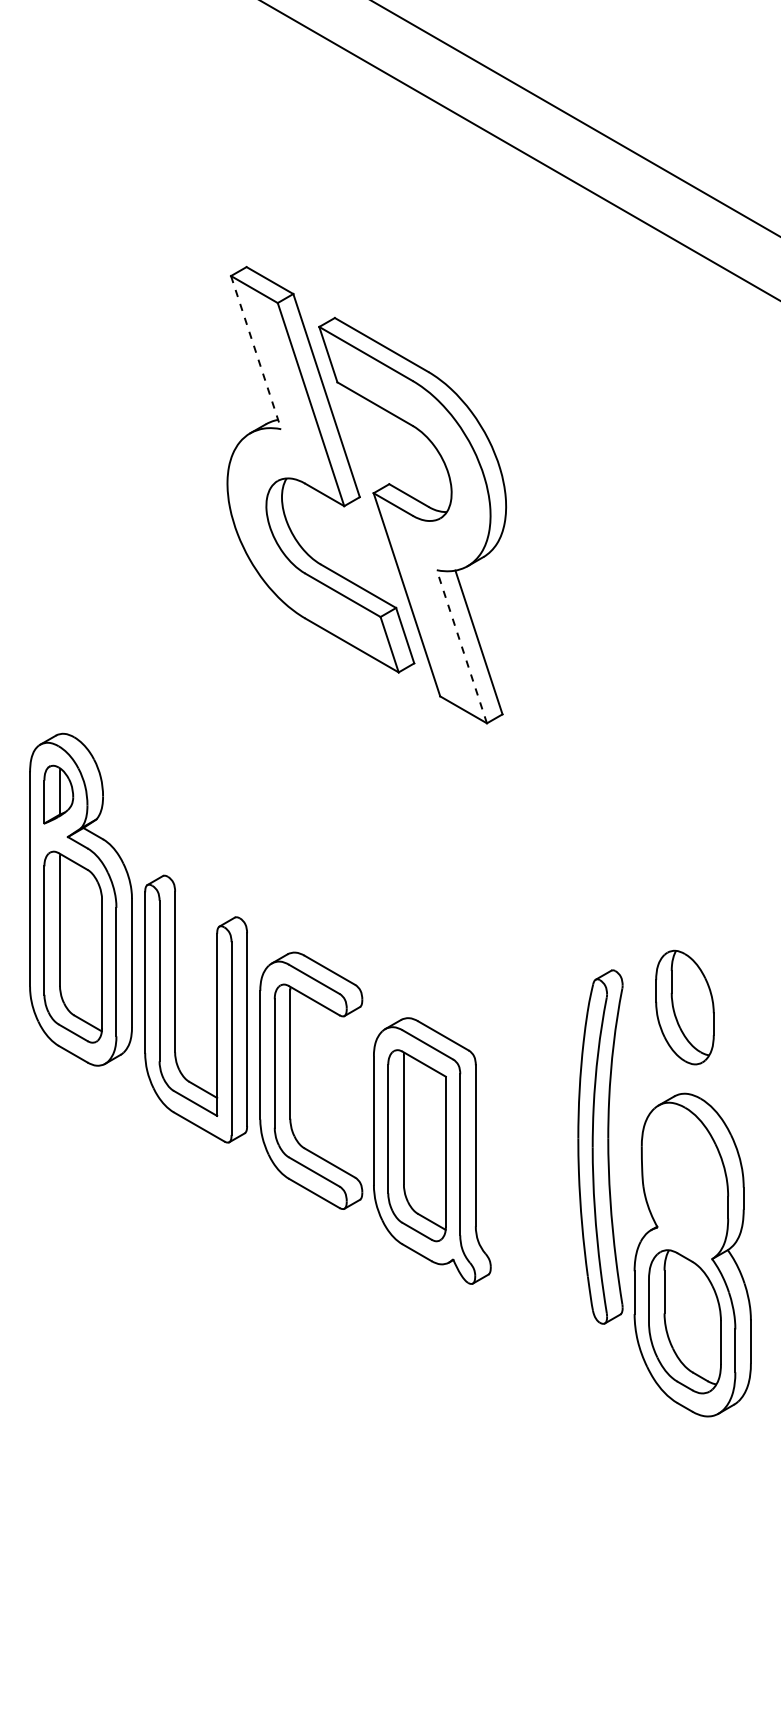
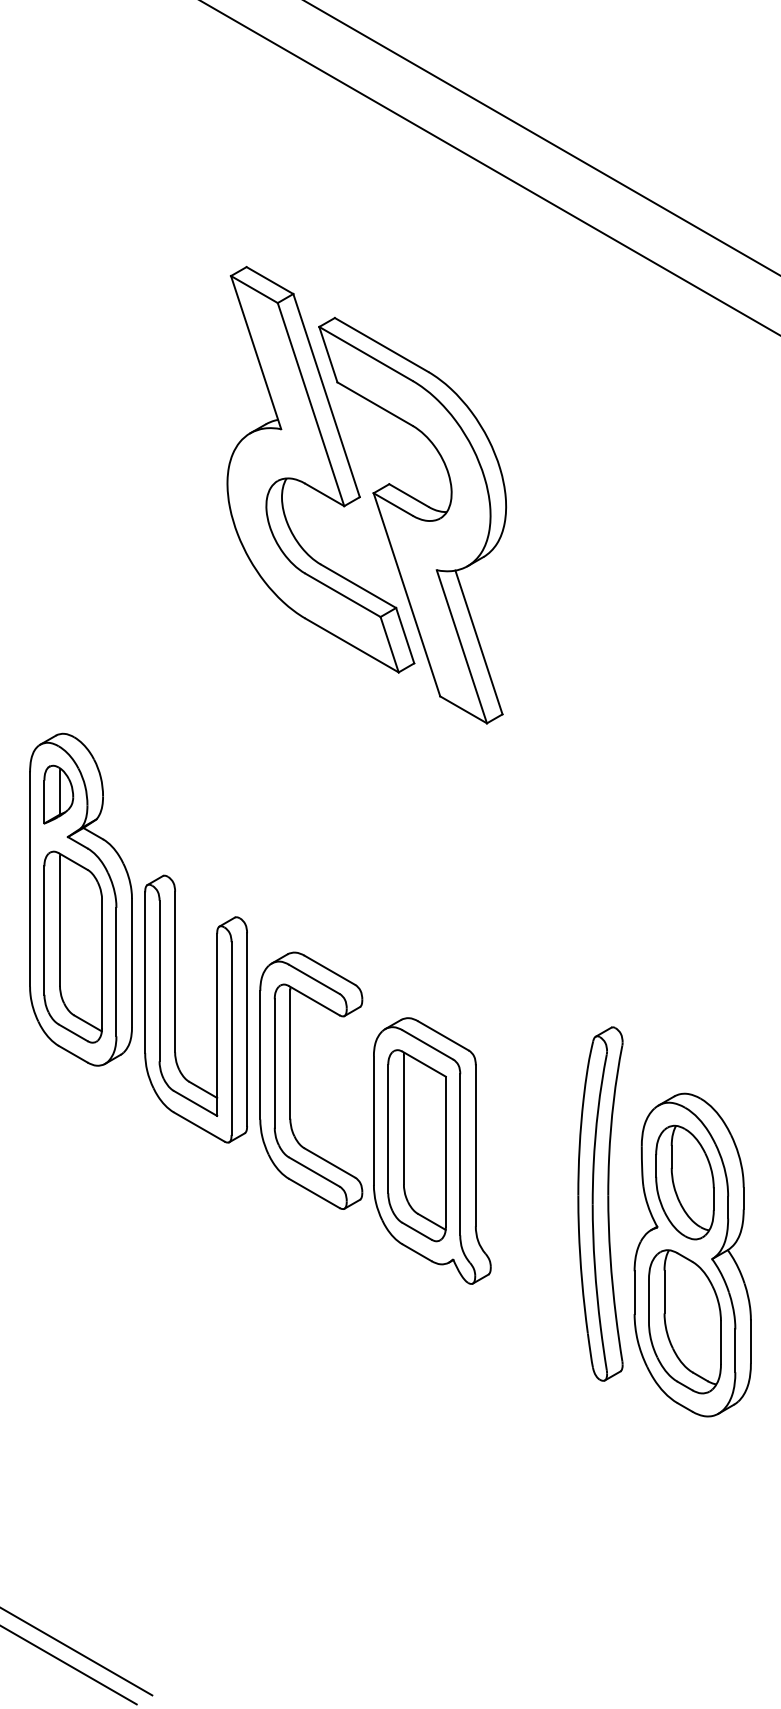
line position: (575, 118) -> (541, 138) (541, 138)
line position: (519, 150) -> (489, 168) (489, 168)
line: dashed -> solid (256, 352)
line: dashed -> solid (461, 646)
part position: (684, 1007) -> (684, 1182) (684, 1182)
part position: (600, 1146) -> (600, 1203) (600, 1203)
line: none -> present (77, 1651)
line: none -> present (69, 1665)
